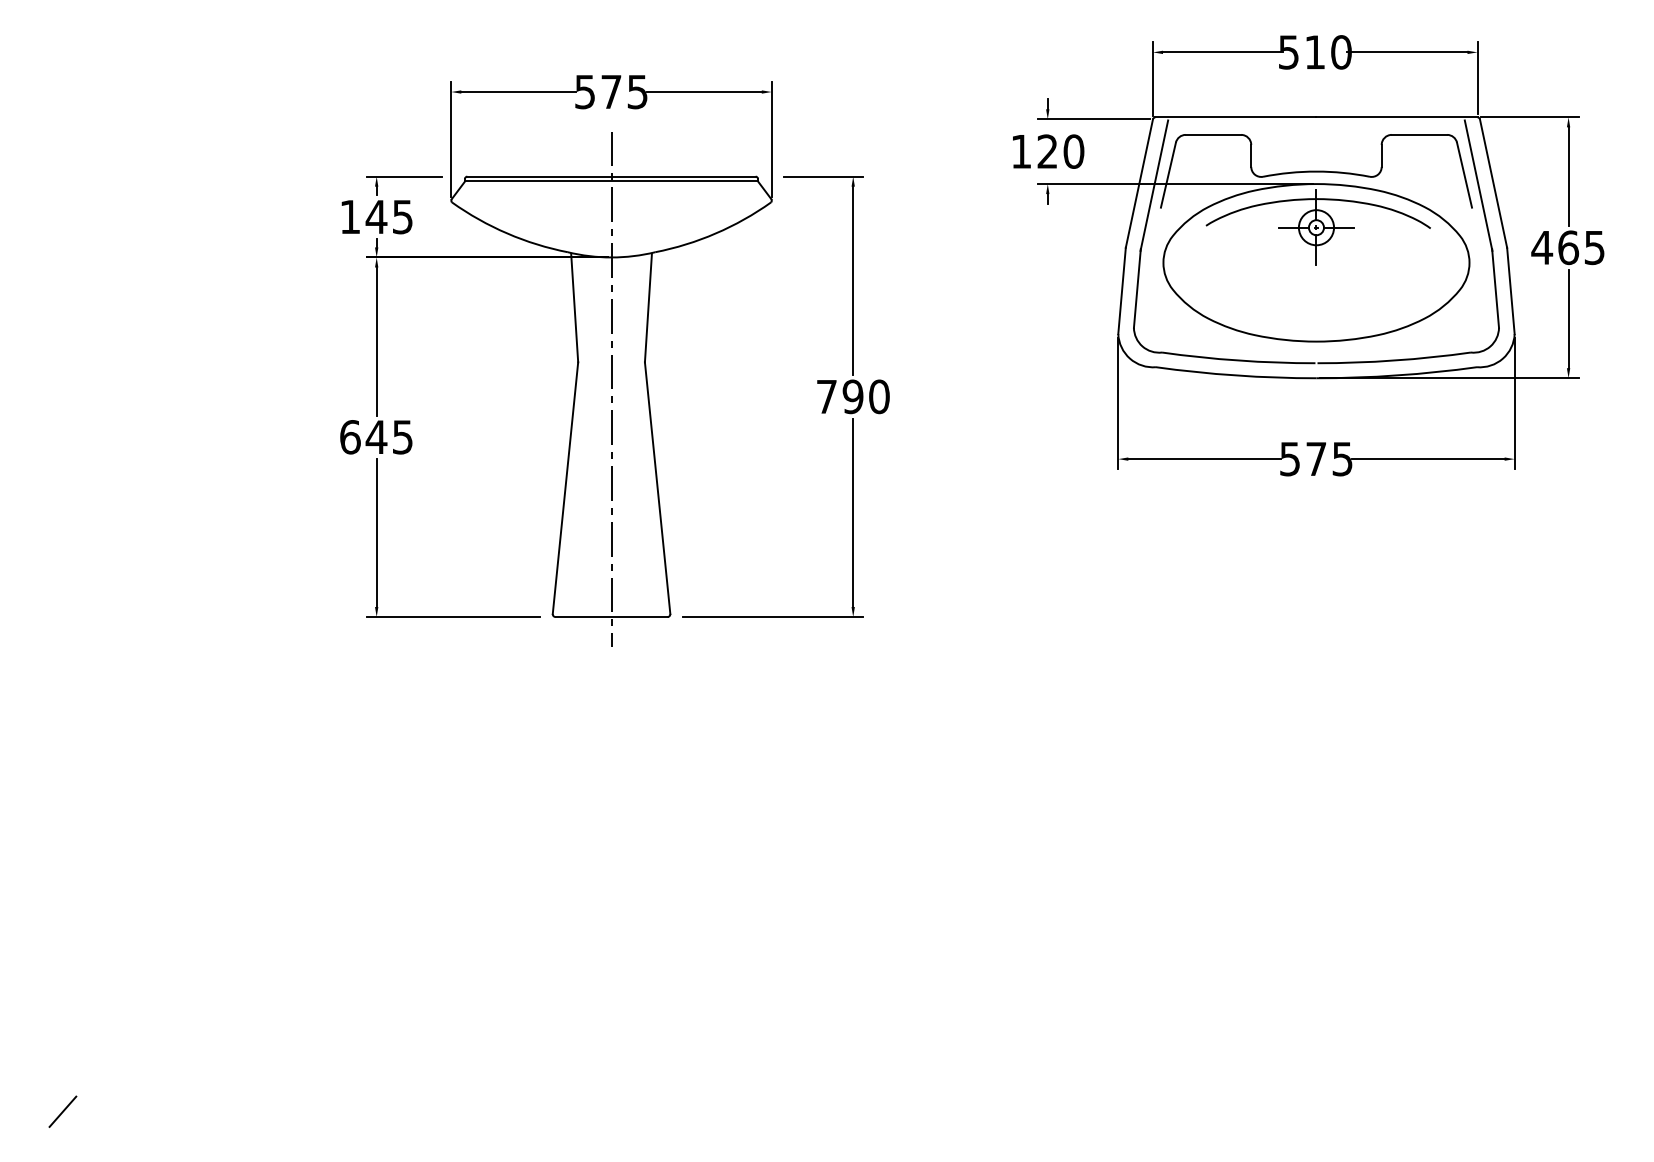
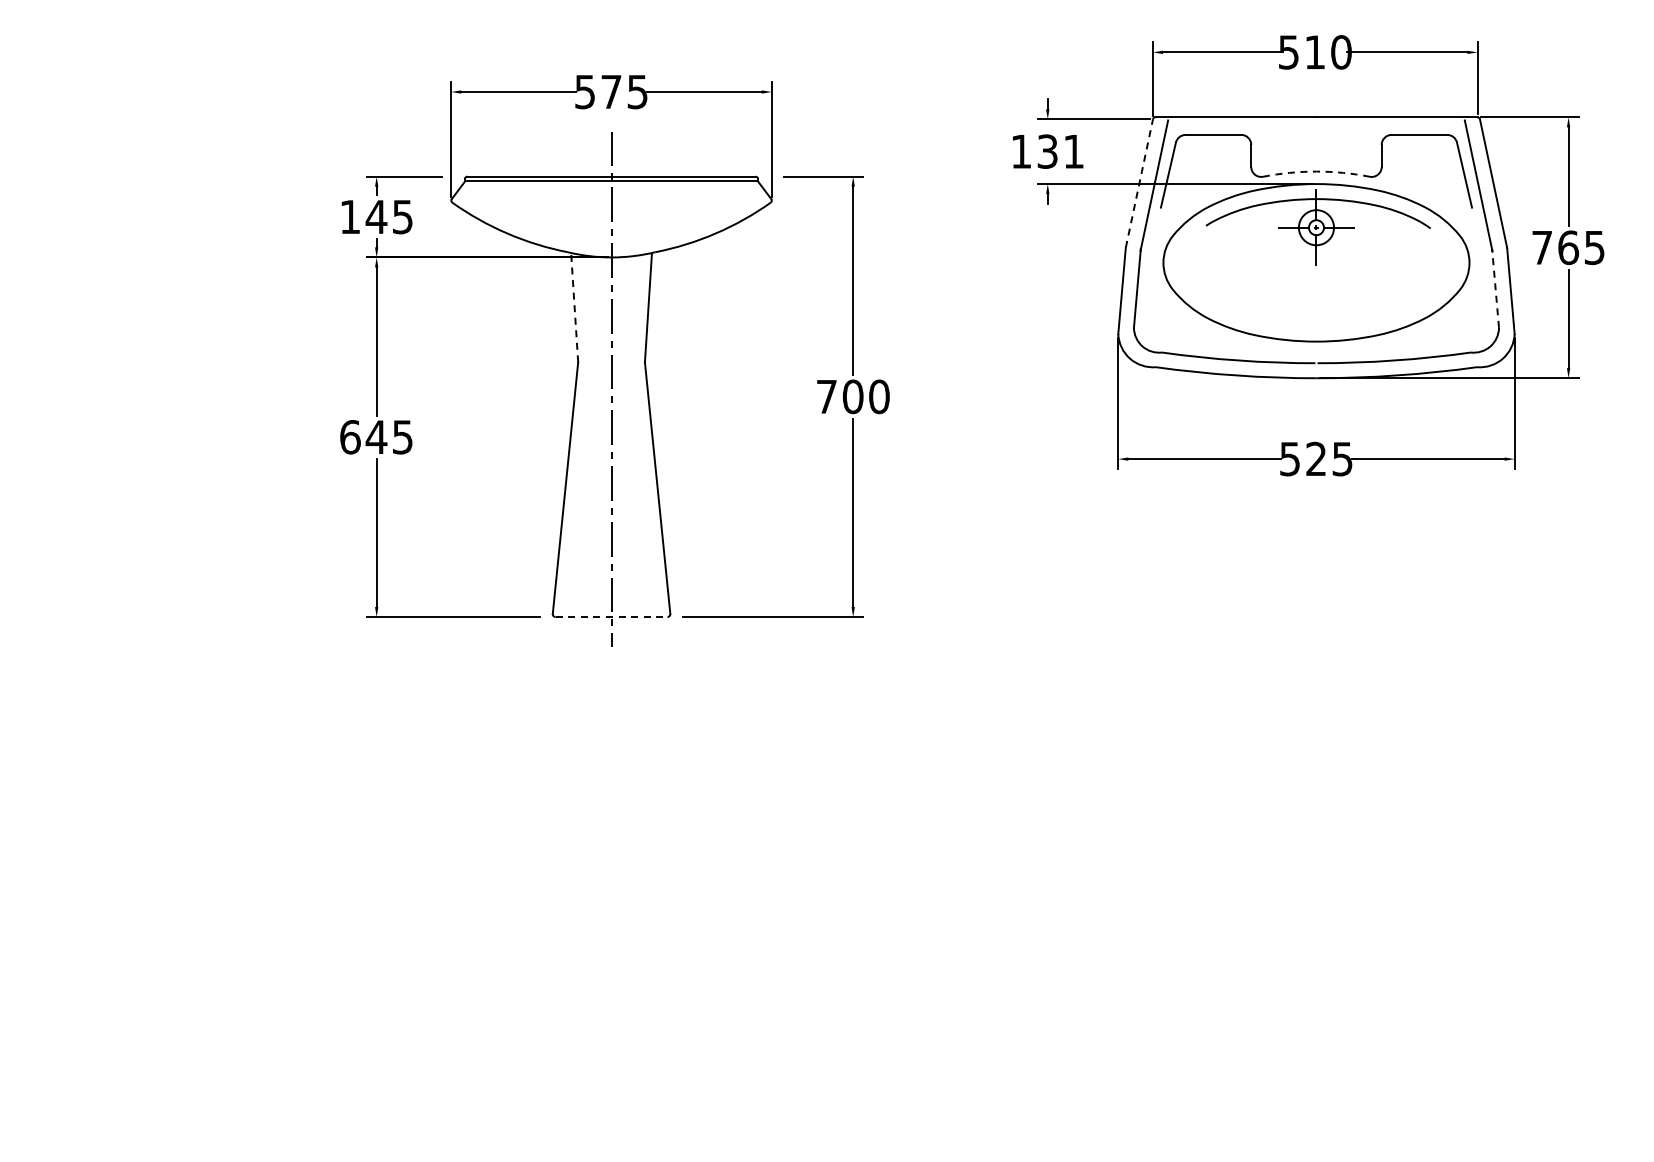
text: 120 -> 131 (1060, 151)
arc: solid -> dashed (1316, 171)
line: solid -> dashed (1139, 183)
text: 465 -> 765 (1542, 247)
line: solid -> dashed (1495, 288)
line: solid -> dashed (574, 307)
text: 790 -> 700 (852, 396)
text: 575 -> 525 (1316, 458)
line: solid -> dashed (611, 617)
line: present -> none (62, 1111)
